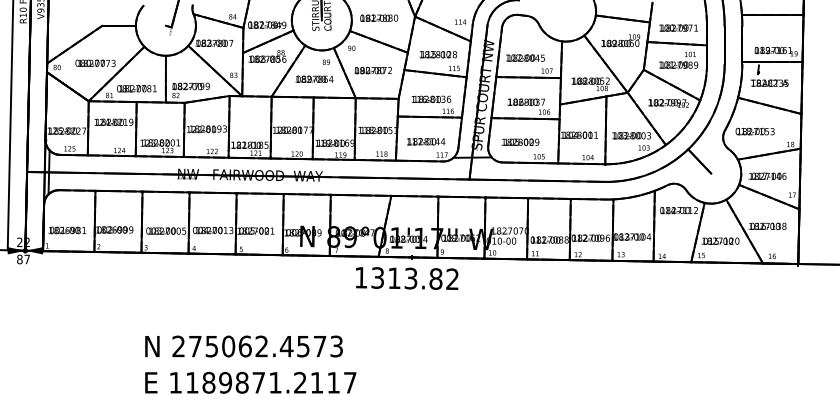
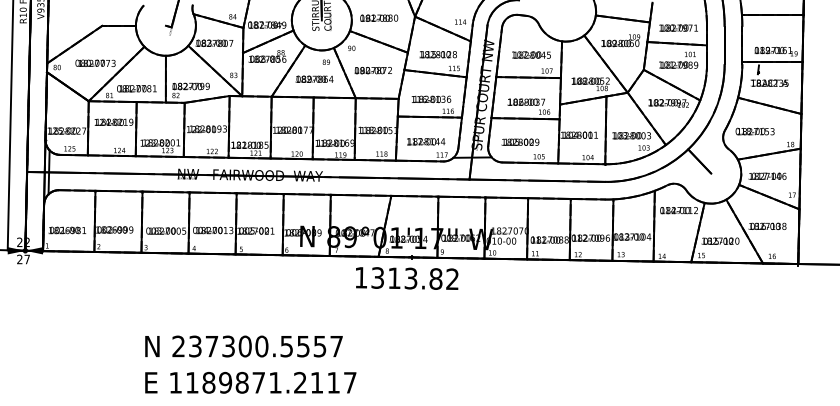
text position: (525, 57) -> (531, 54) (531, 54)
text: 87 -> 27 (19, 259)
text: 275062.4573 -> 237300.5557 (265, 346)
